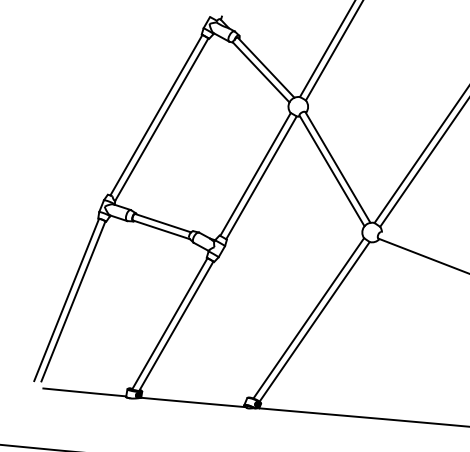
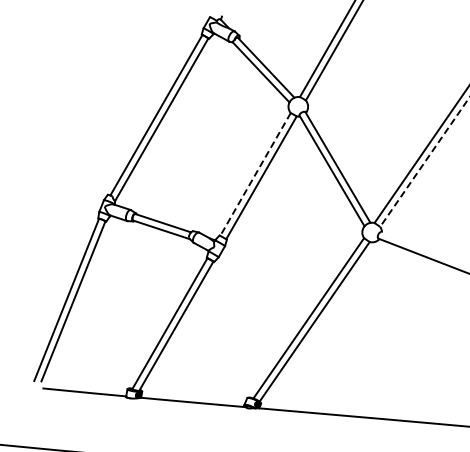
line: solid -> dashed (424, 162)
line: solid -> dashed (255, 174)
